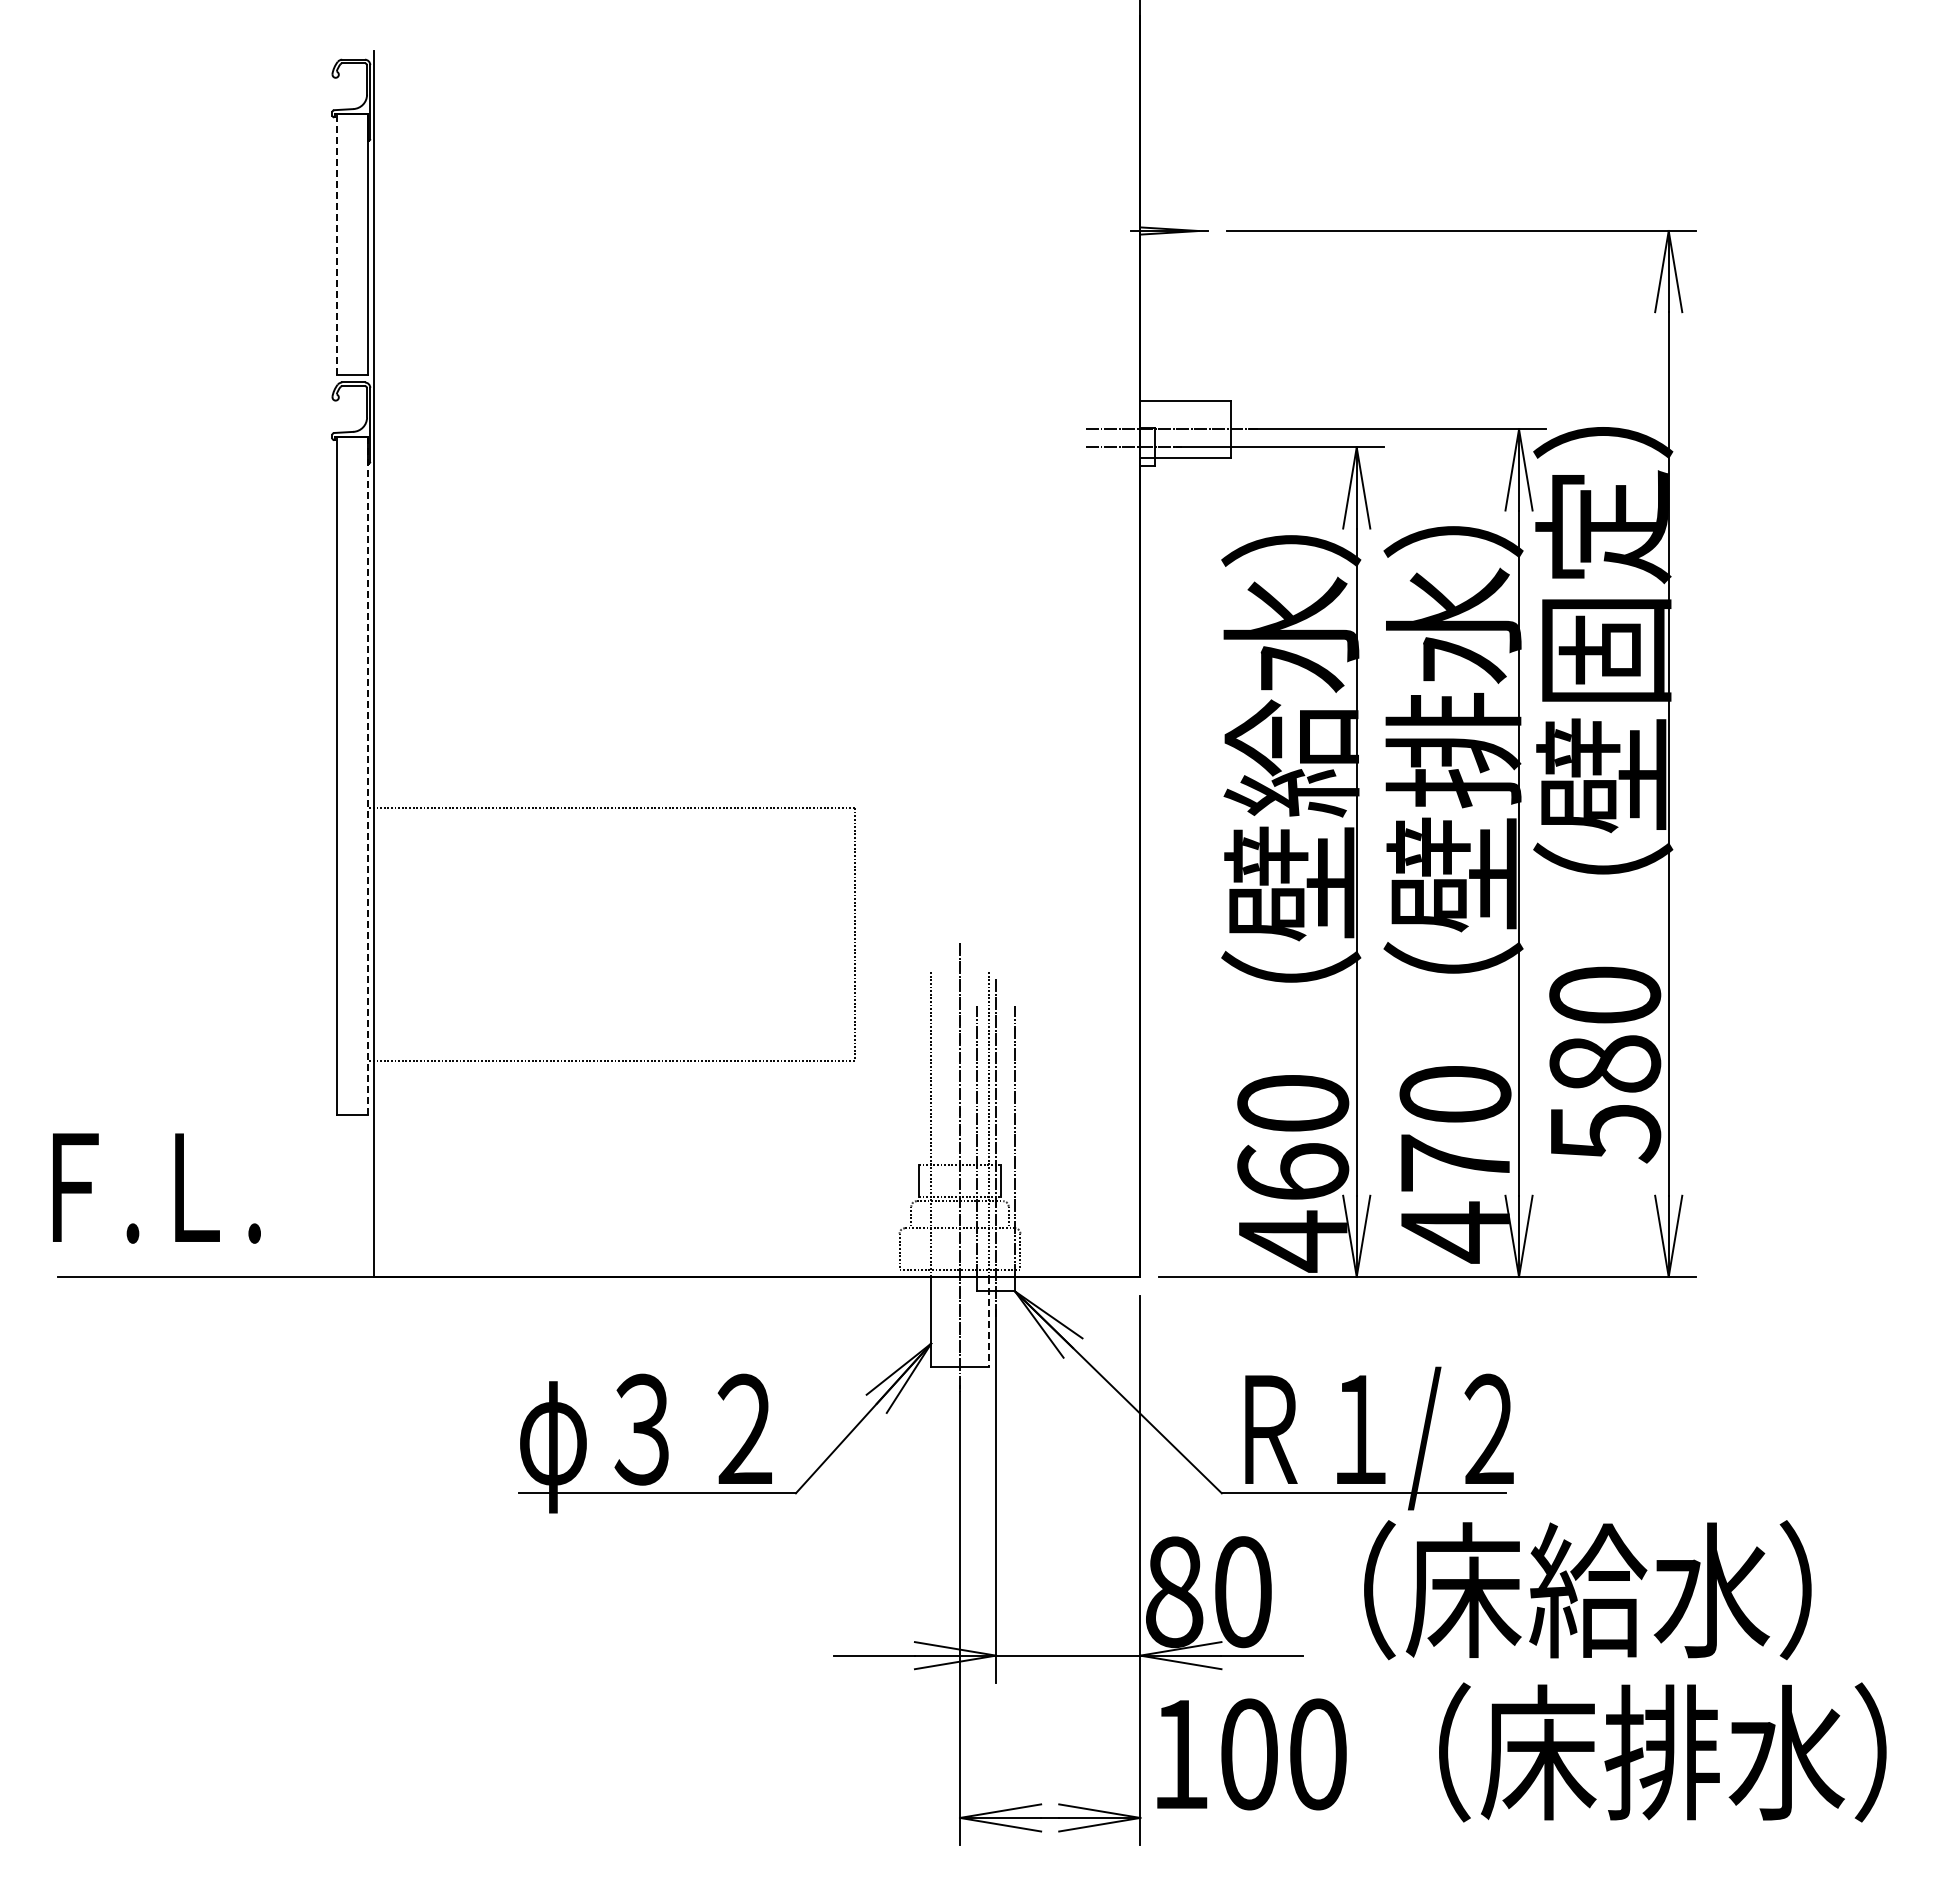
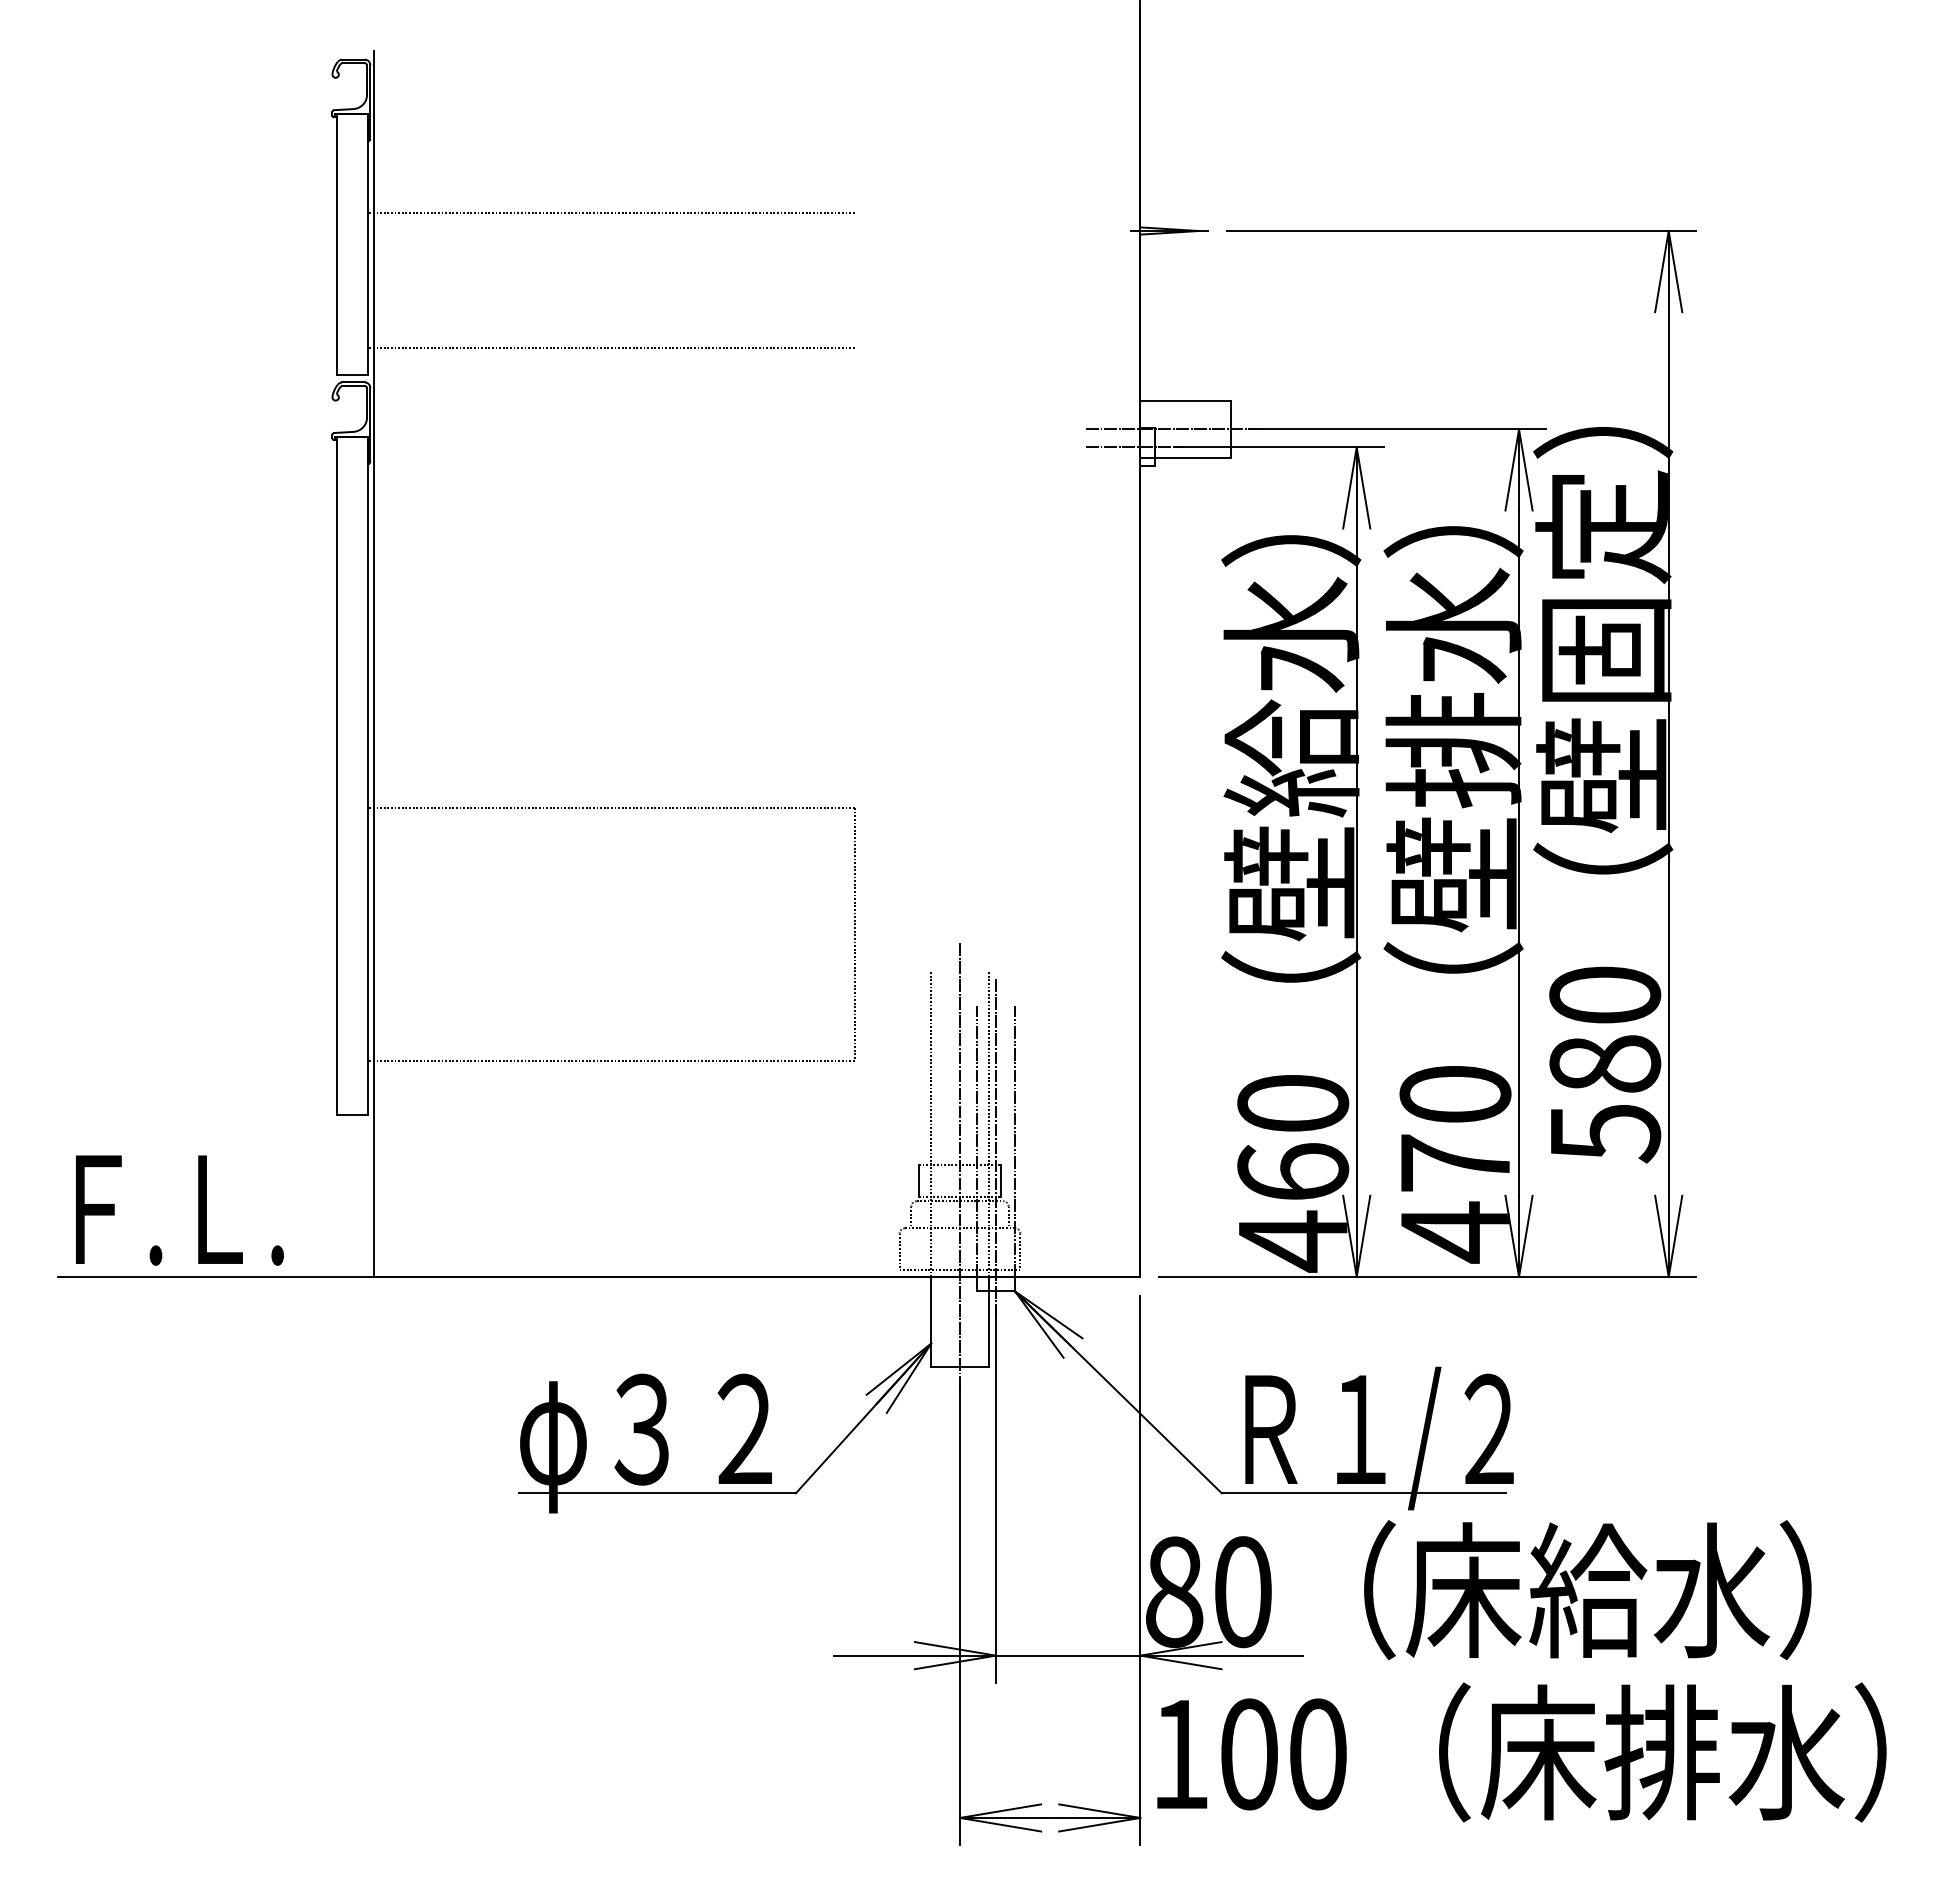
line: none -> present (610, 212)
line: dashed -> solid (336, 244)
line: none -> present (610, 348)
line: dashed -> solid (367, 775)
text position: (156, 1188) -> (179, 1210) (179, 1210)
line: dashed -> solid (988, 1322)
